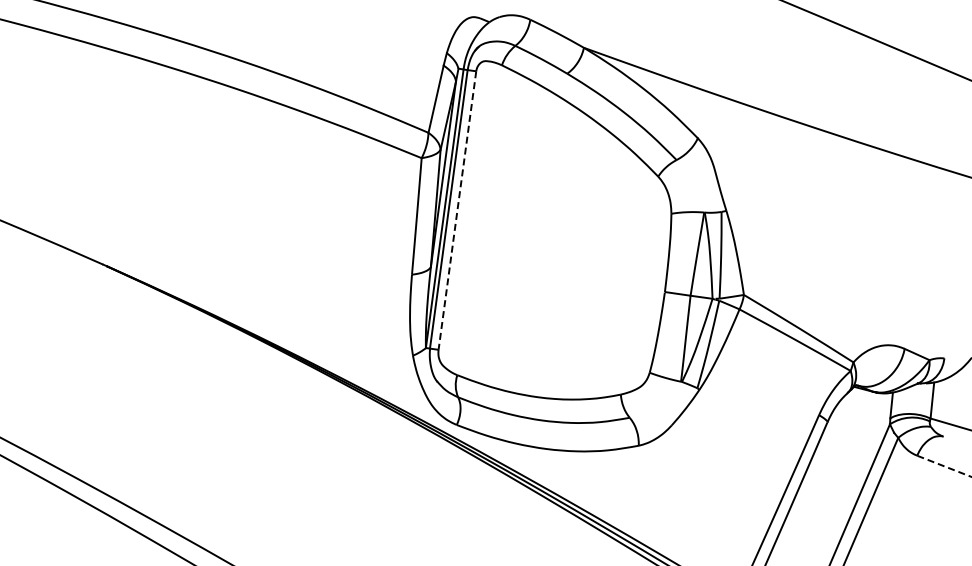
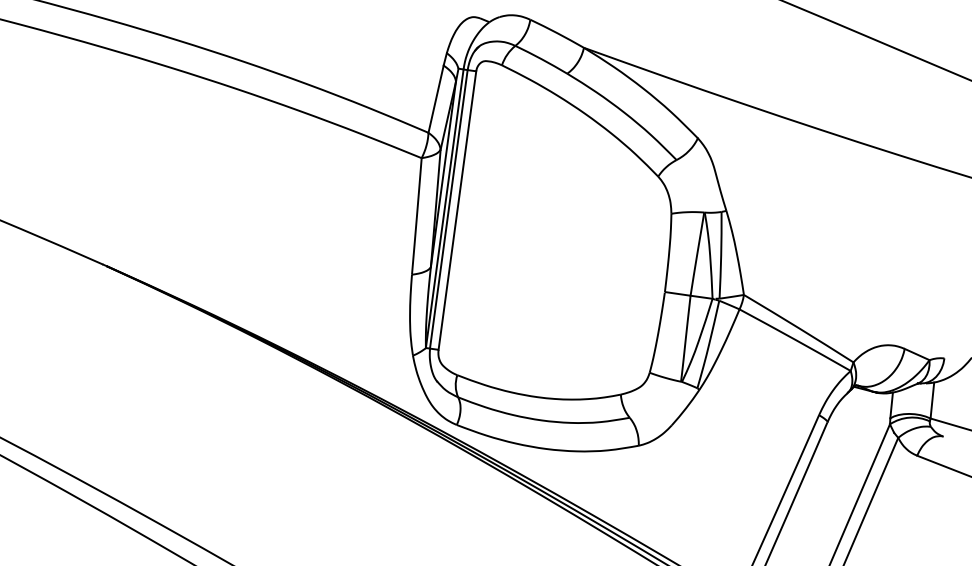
line: dashed -> solid (457, 210)
line: dashed -> solid (944, 466)
